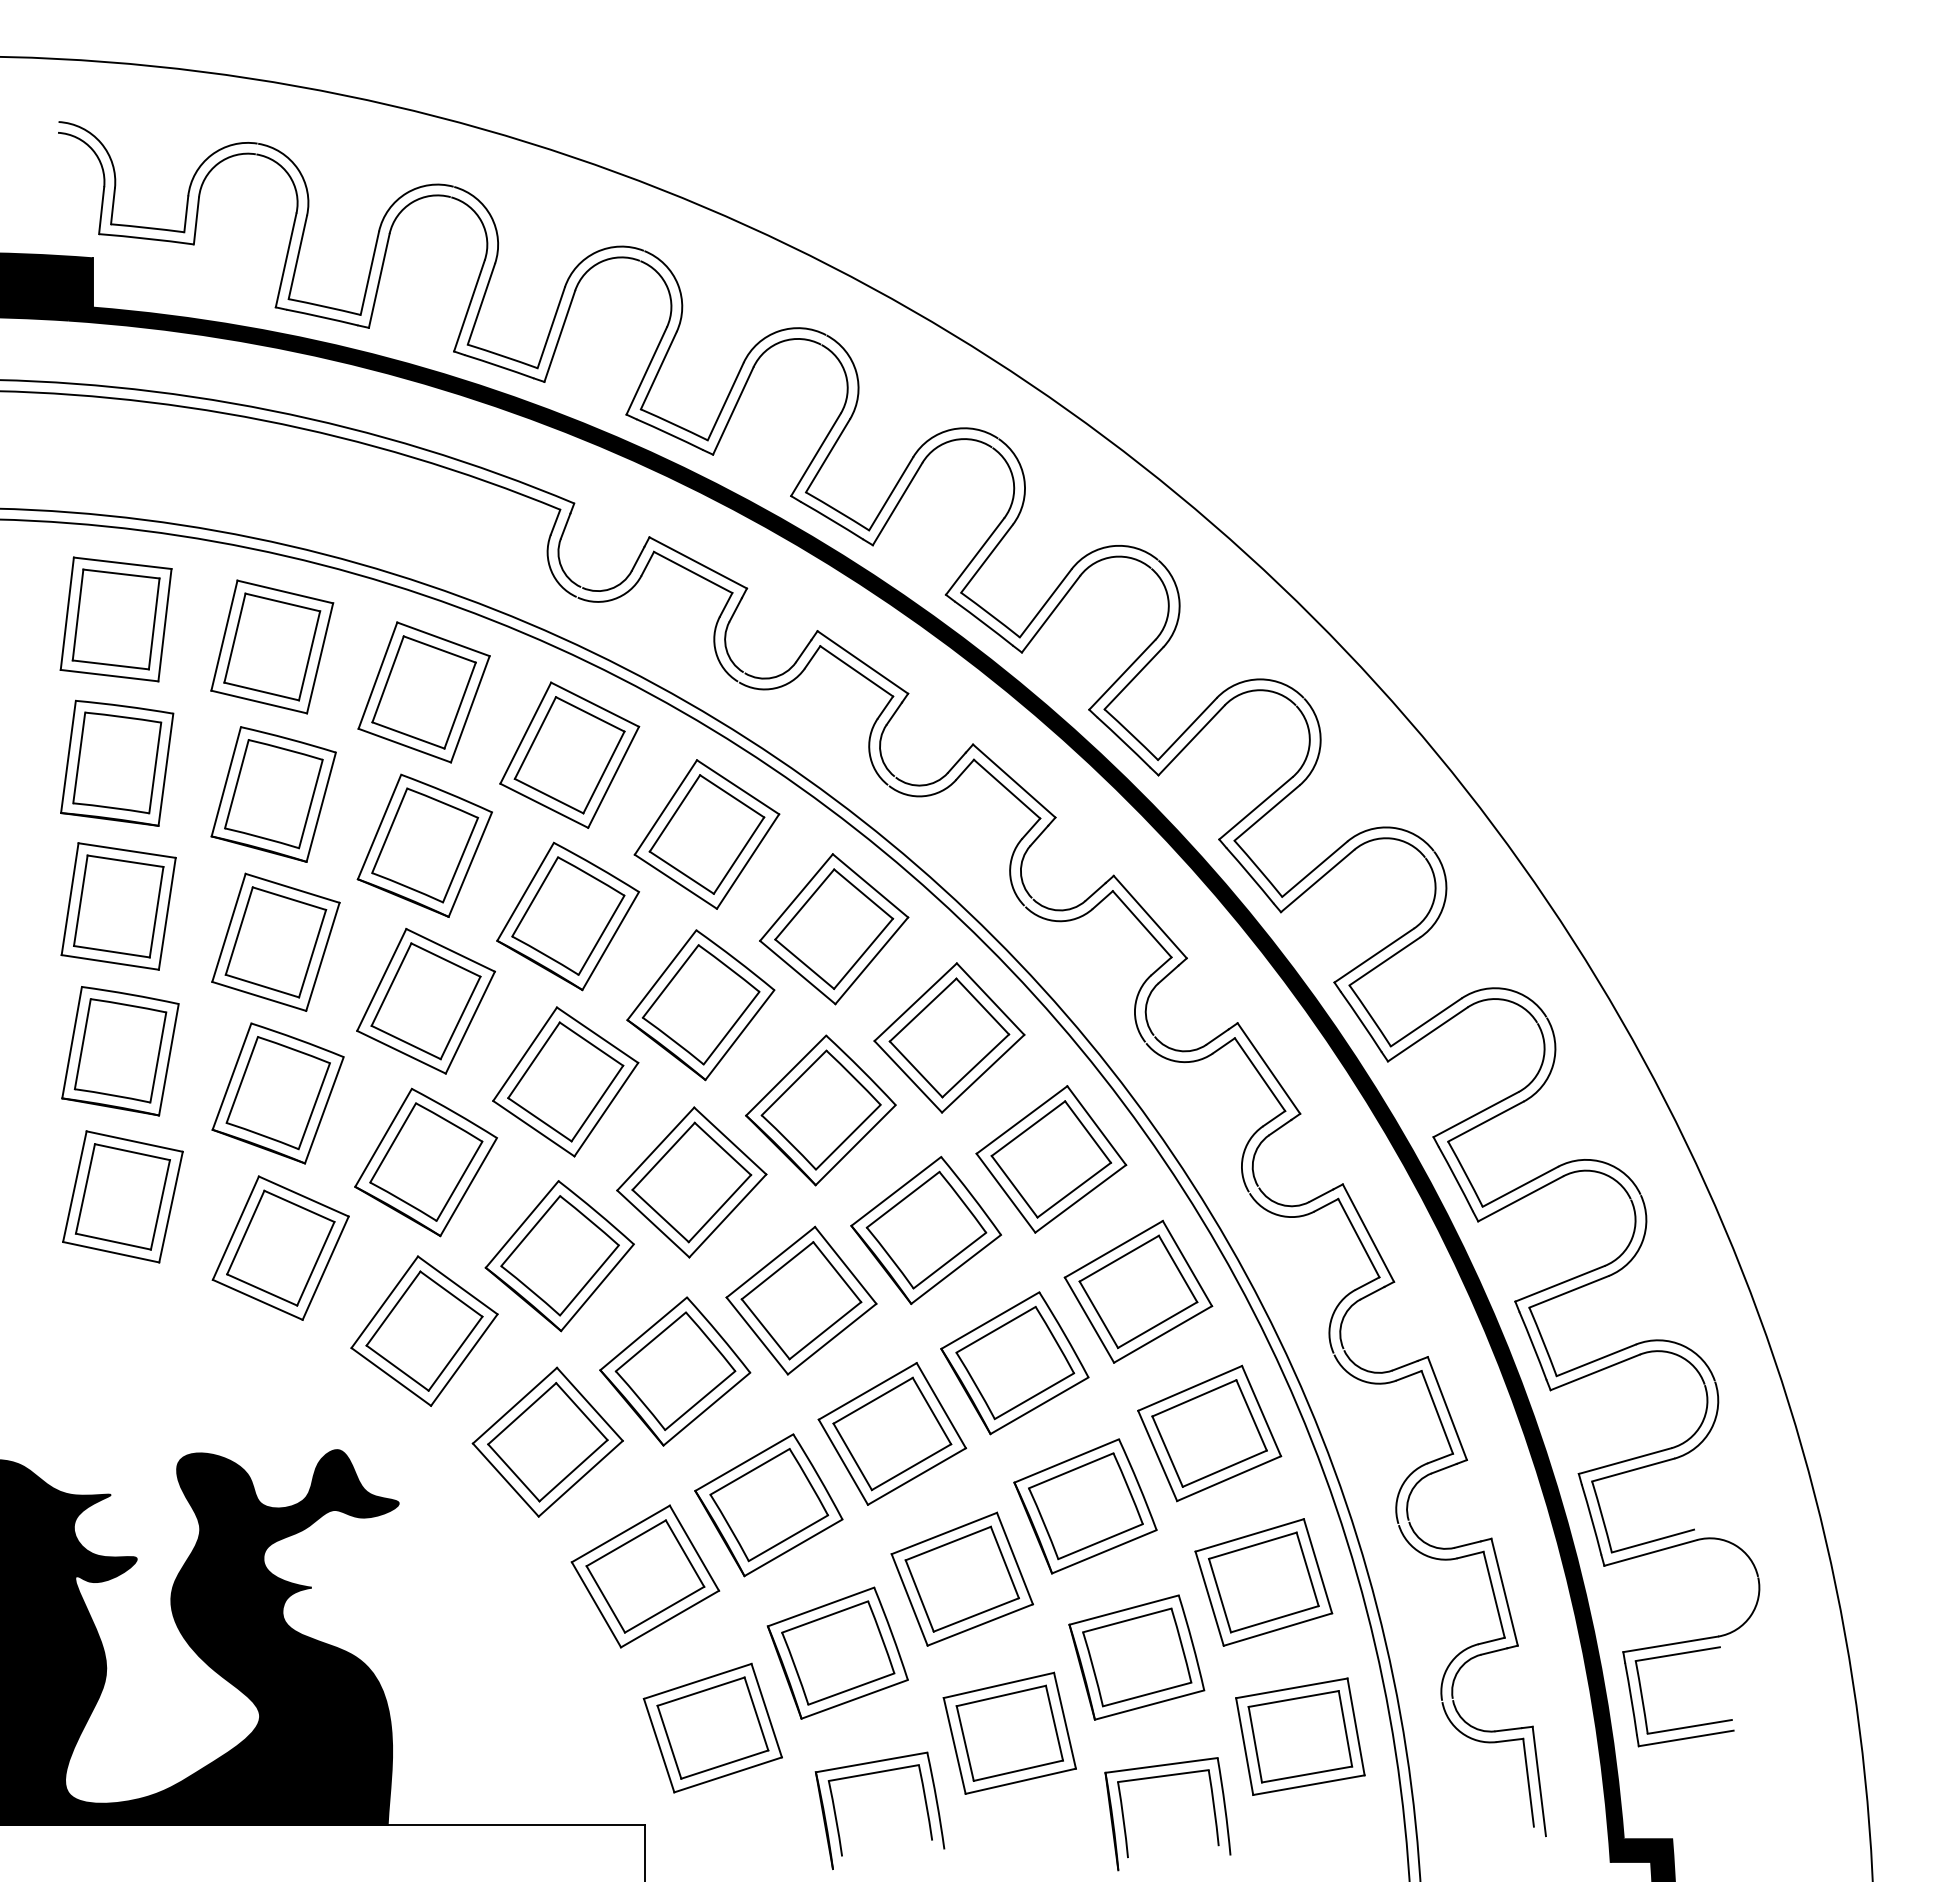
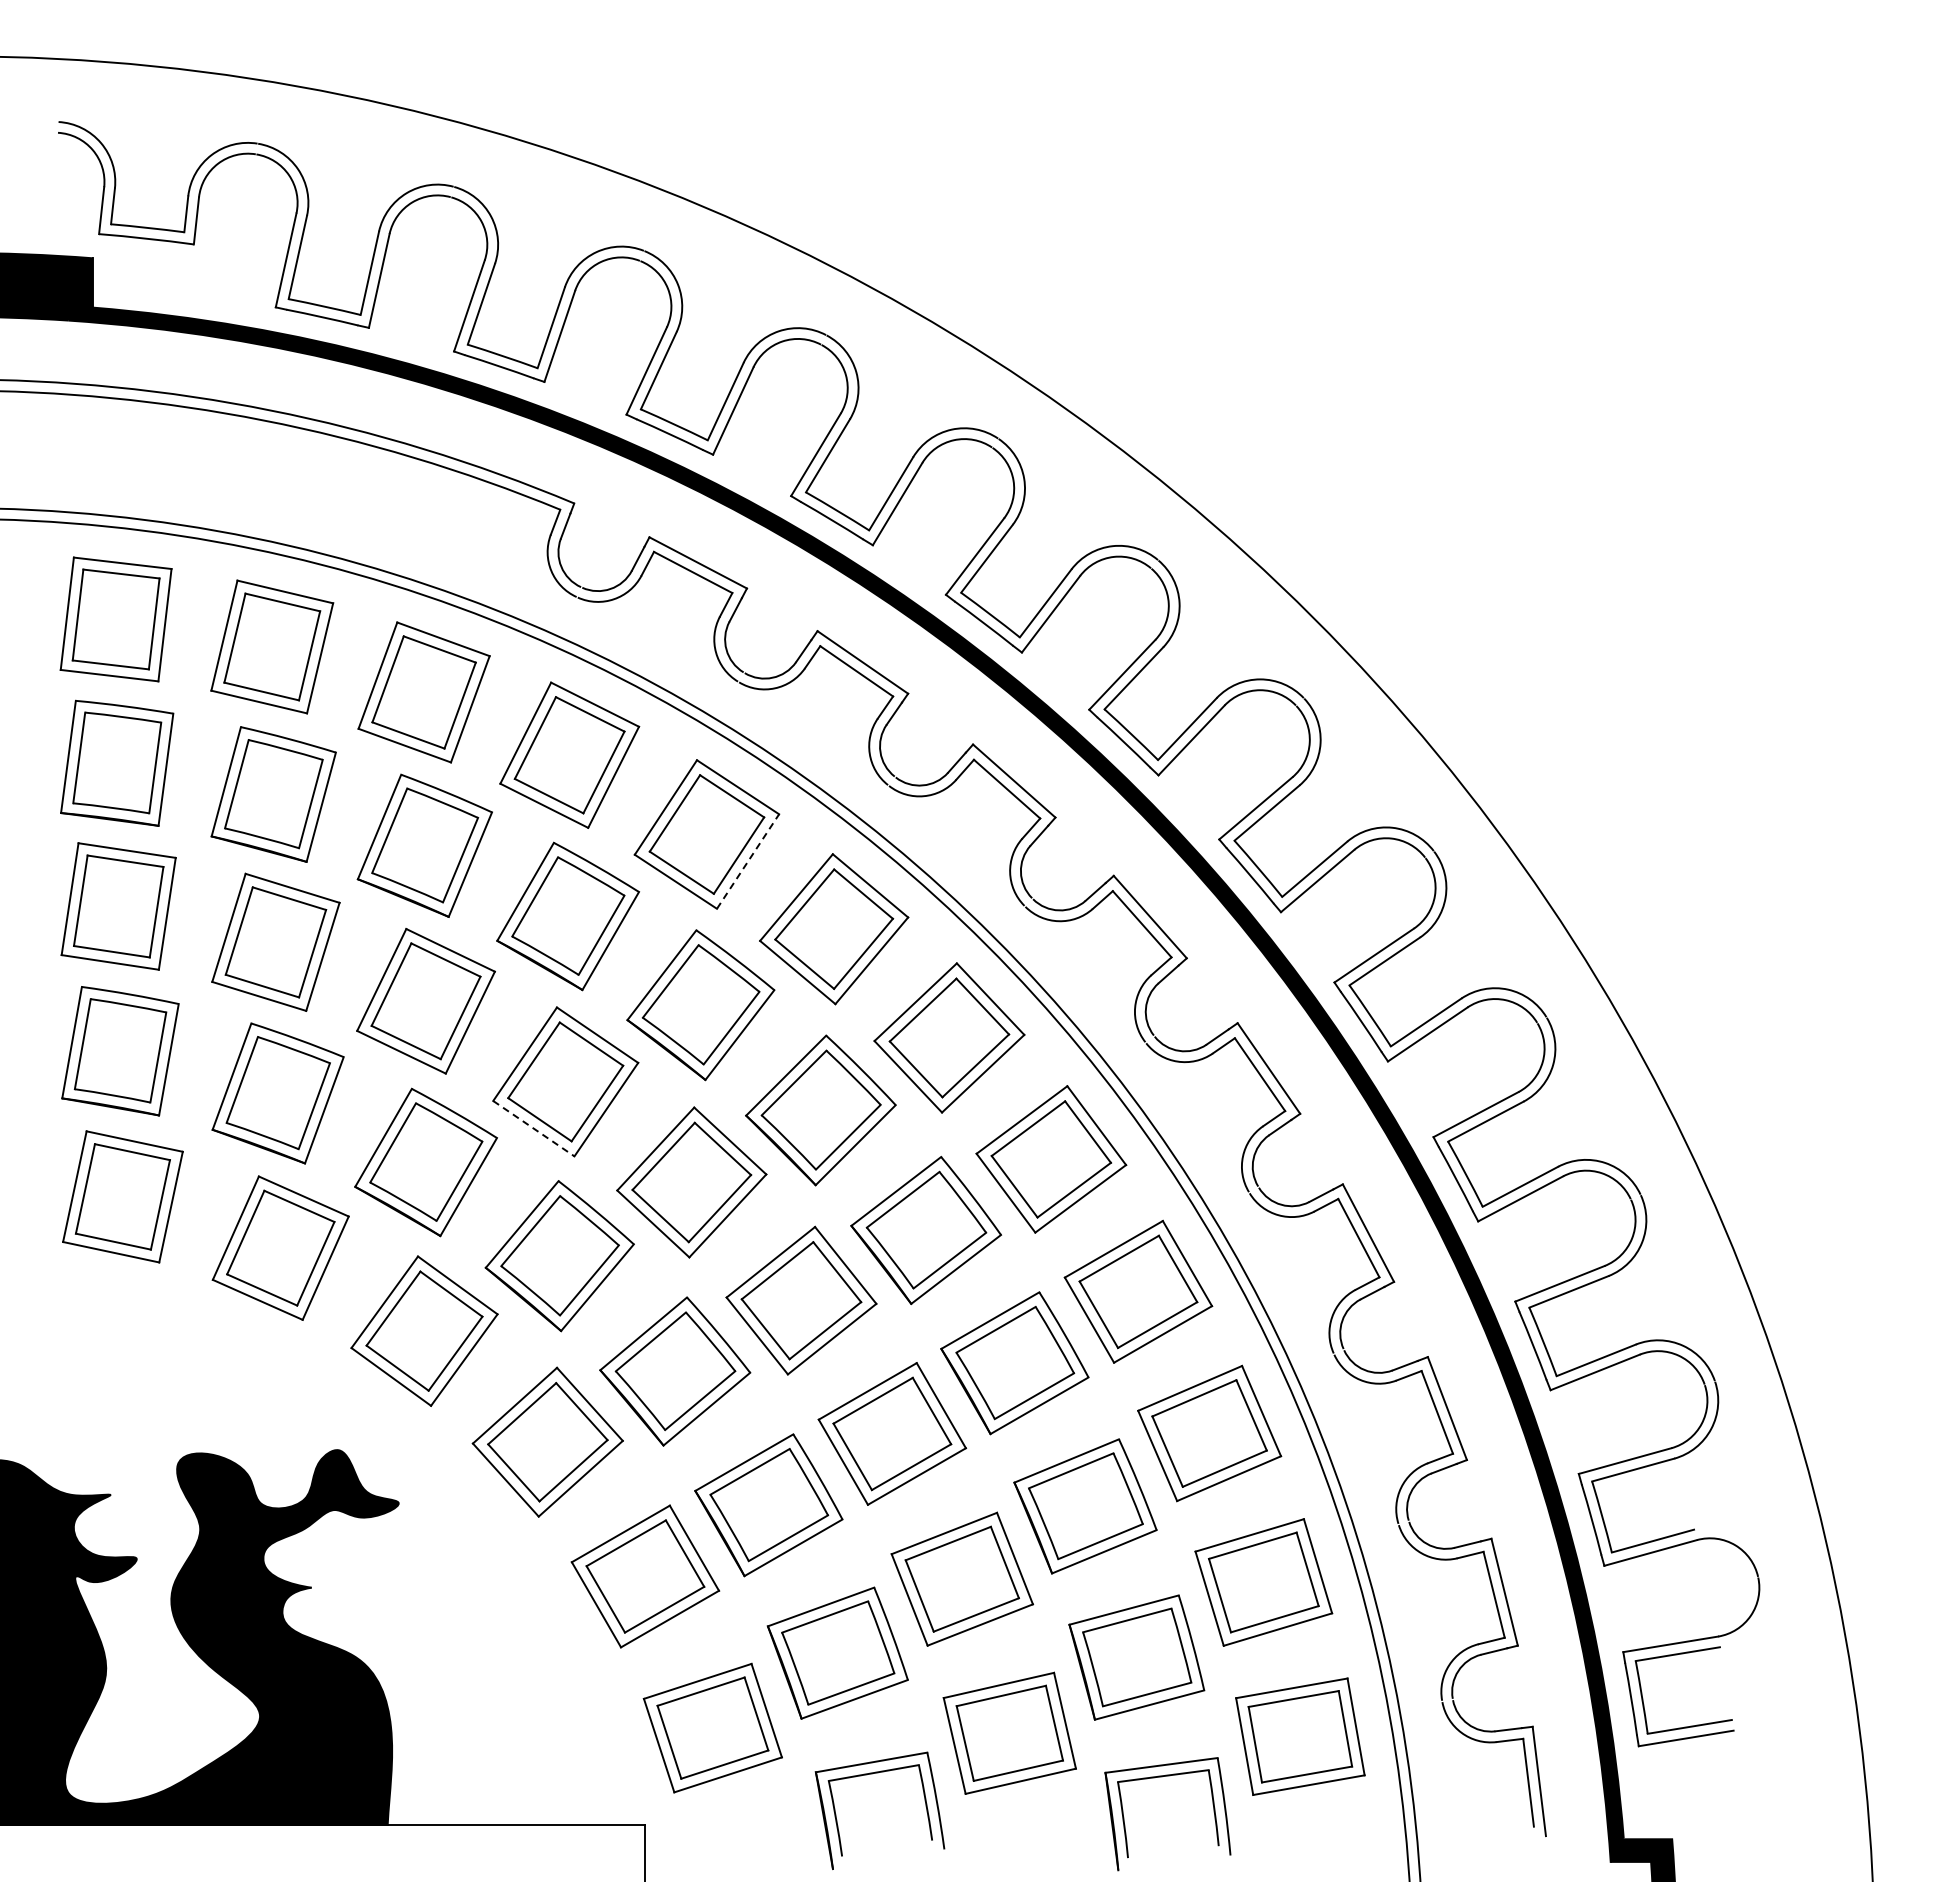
line: solid -> dashed (748, 861)
line: solid -> dashed (534, 1128)
